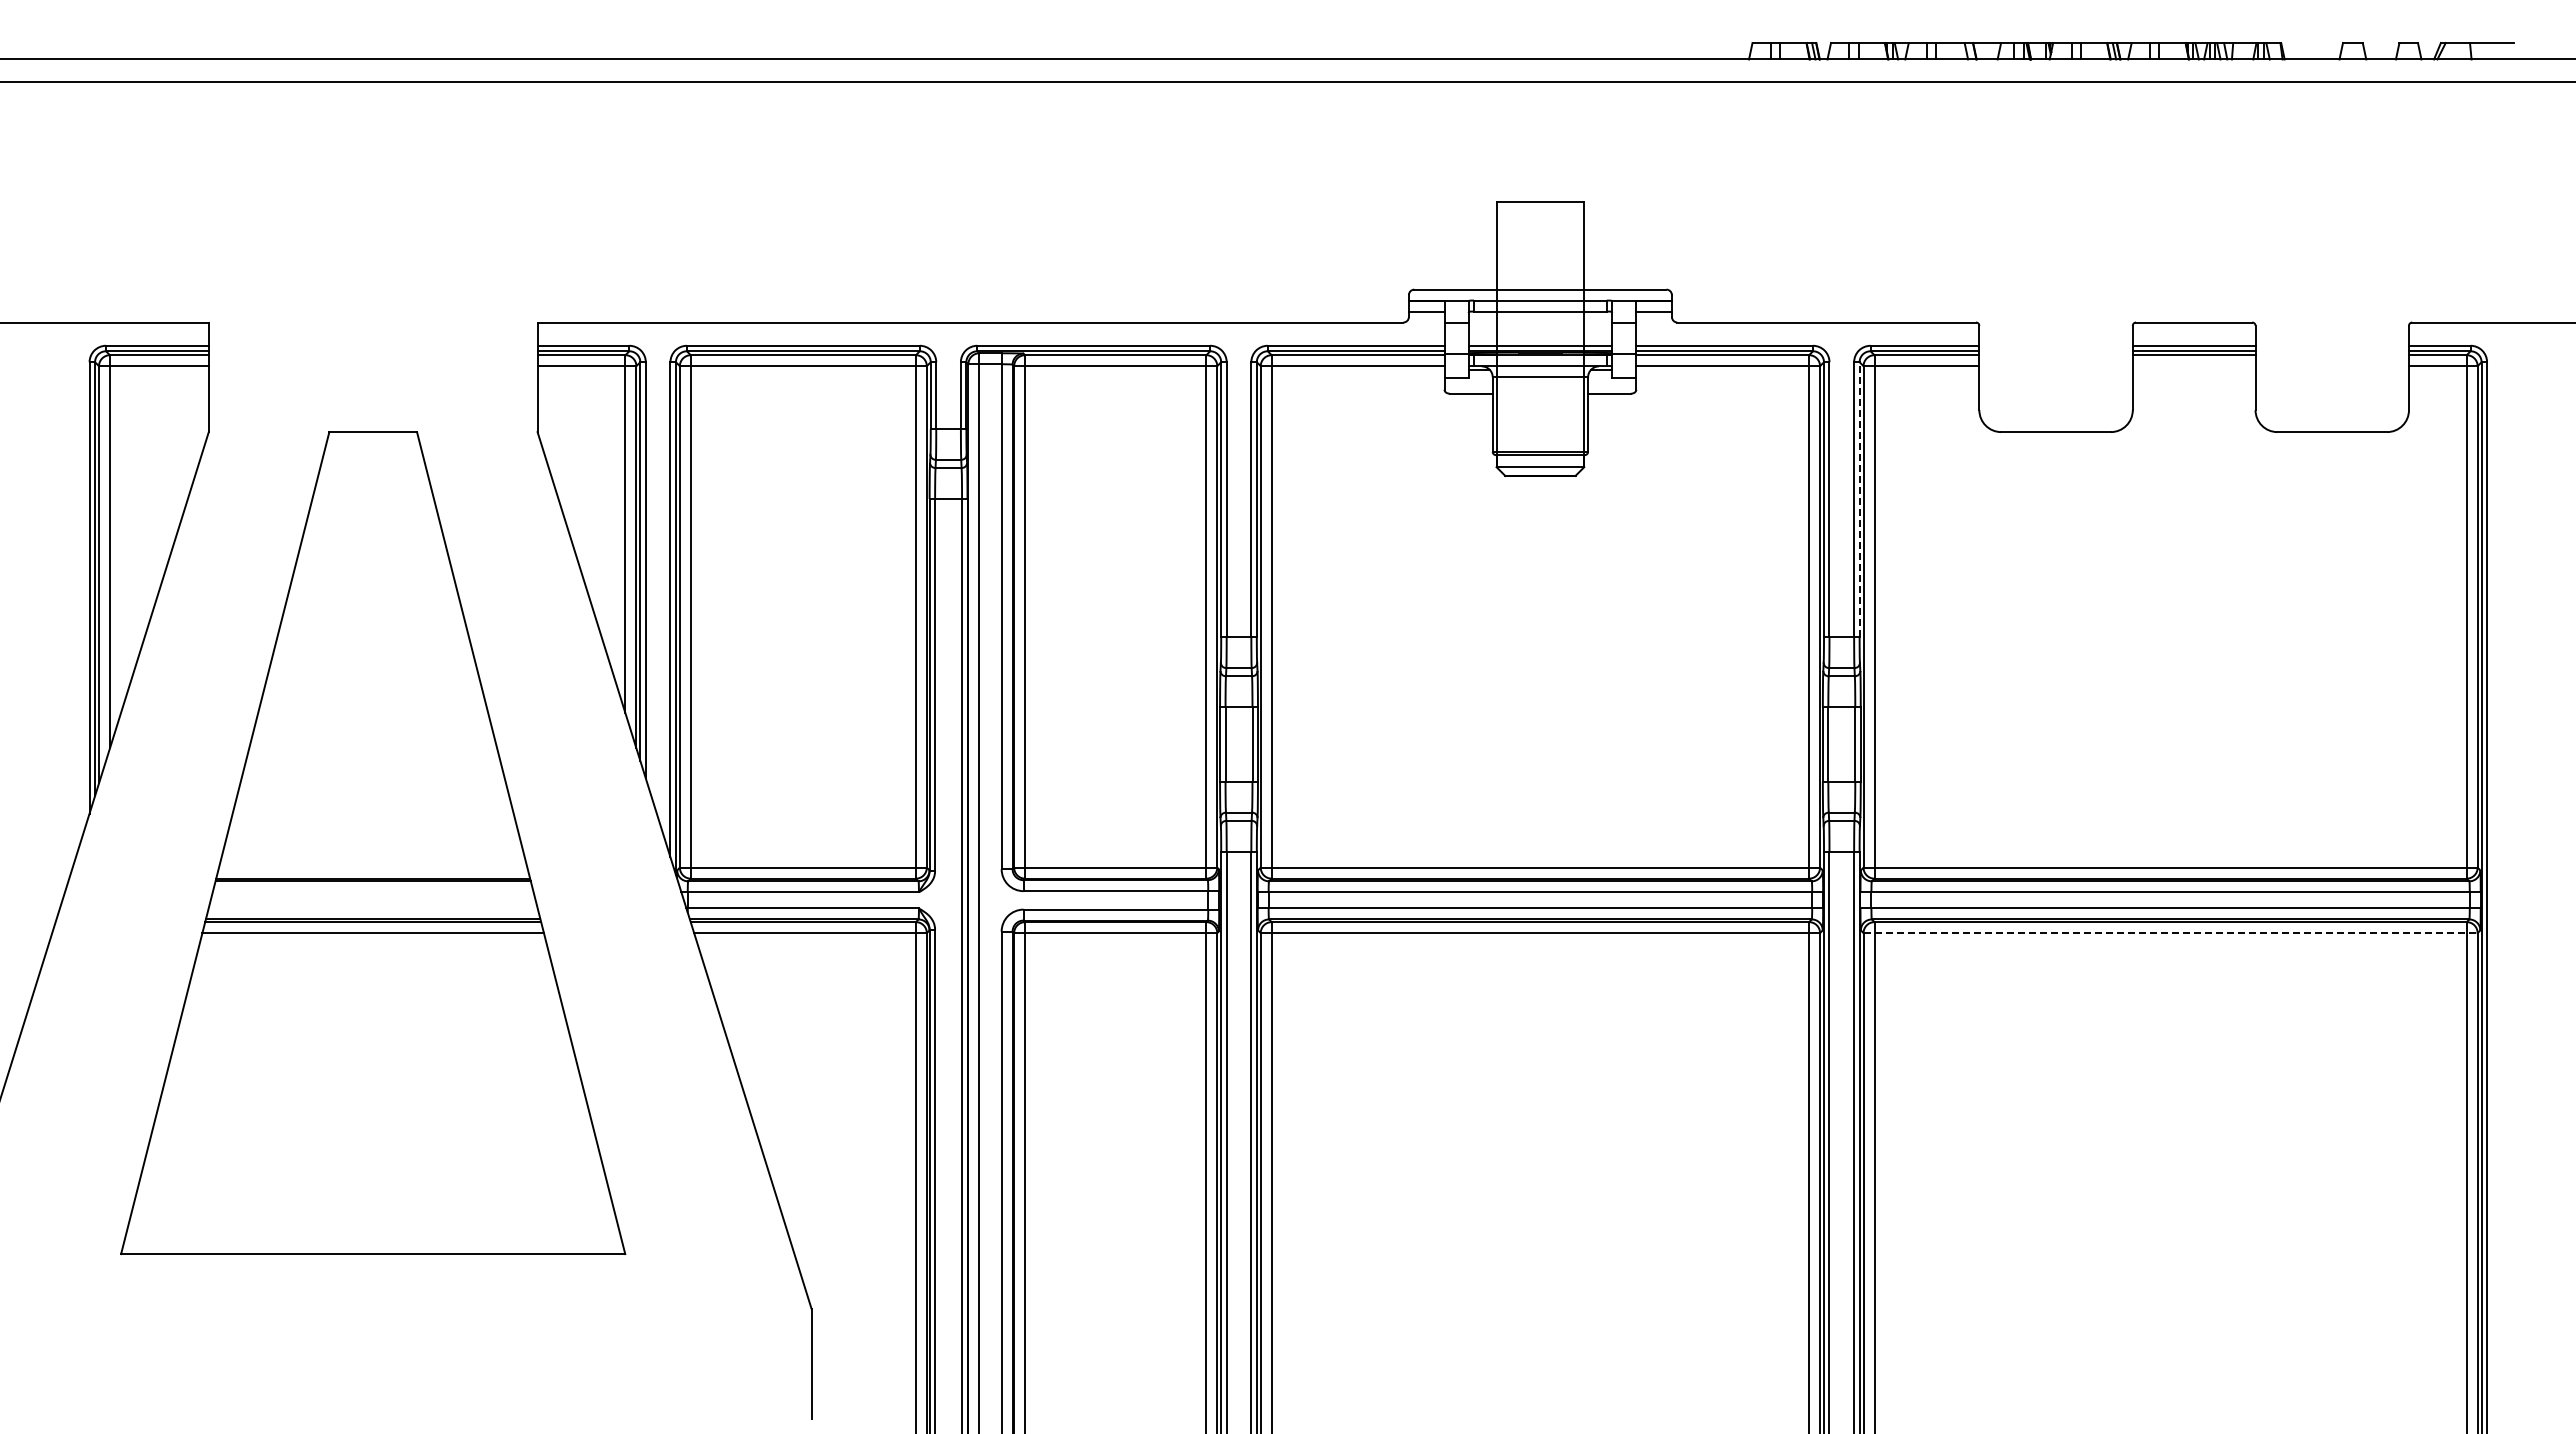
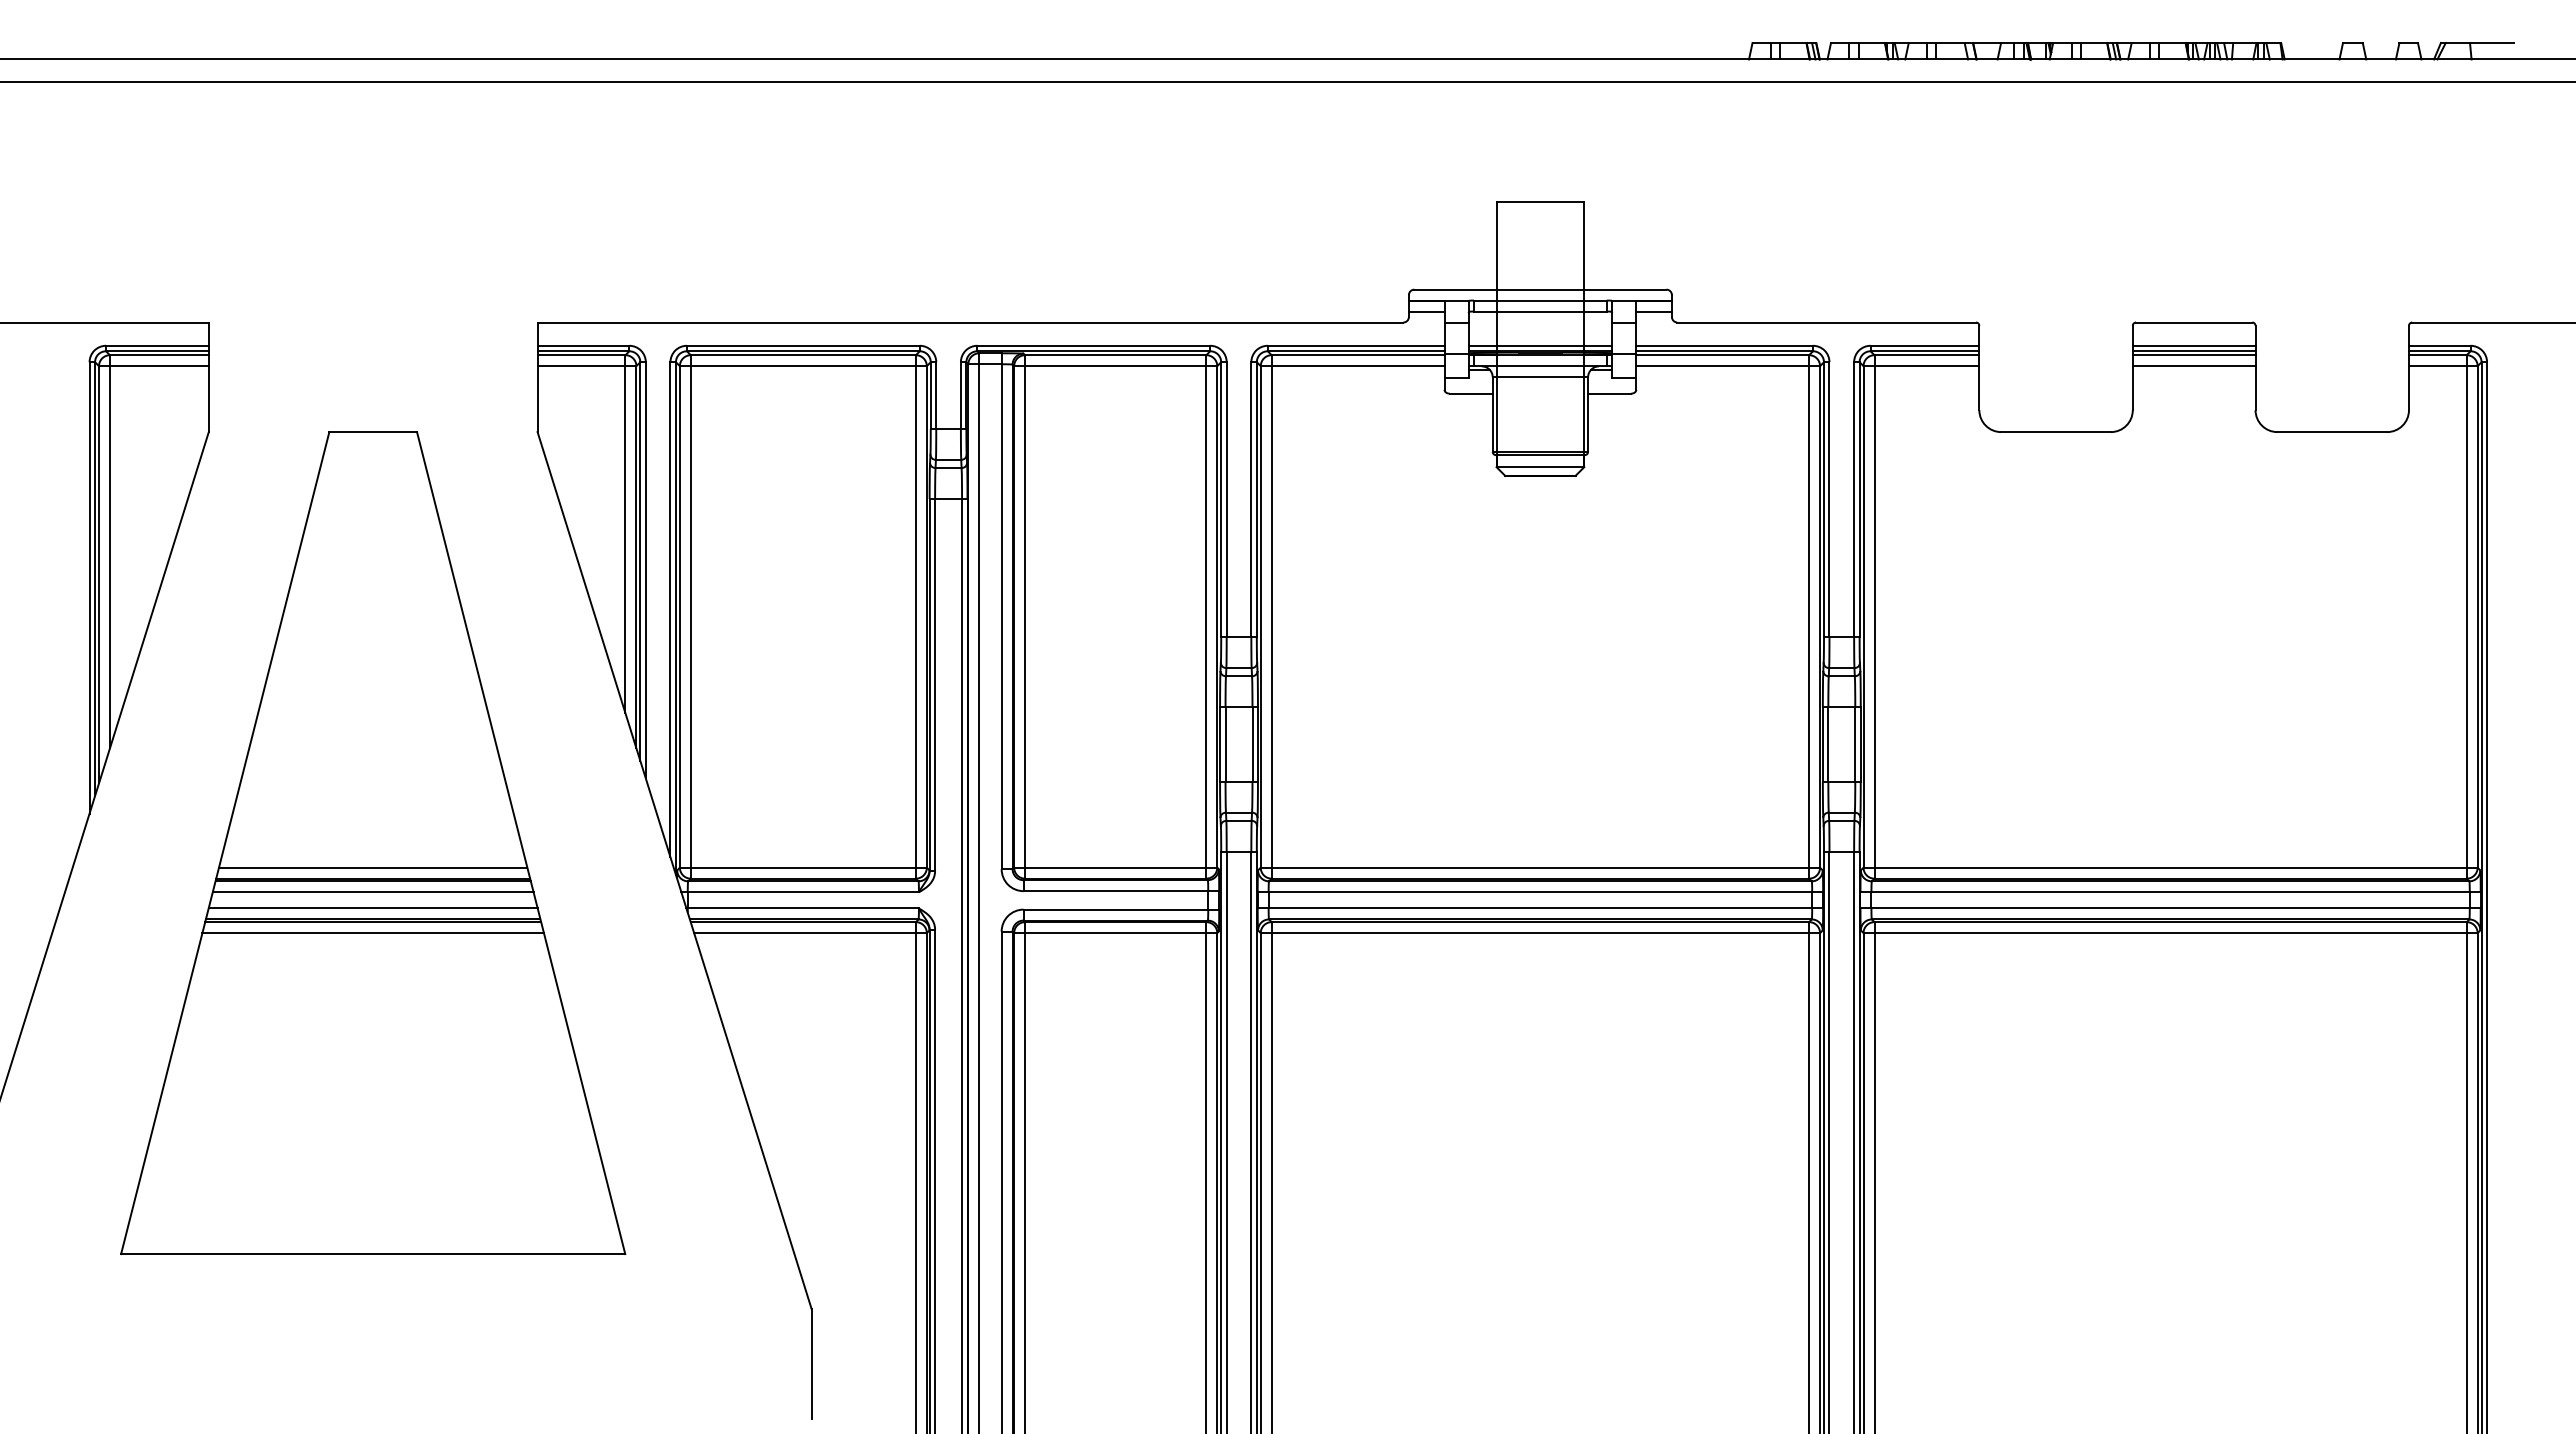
line: none -> present (2193, 366)
line: dashed -> solid (1859, 499)
line: none -> present (373, 867)
line: none -> present (372, 892)
line: none -> present (372, 908)
line: dashed -> solid (2171, 933)
